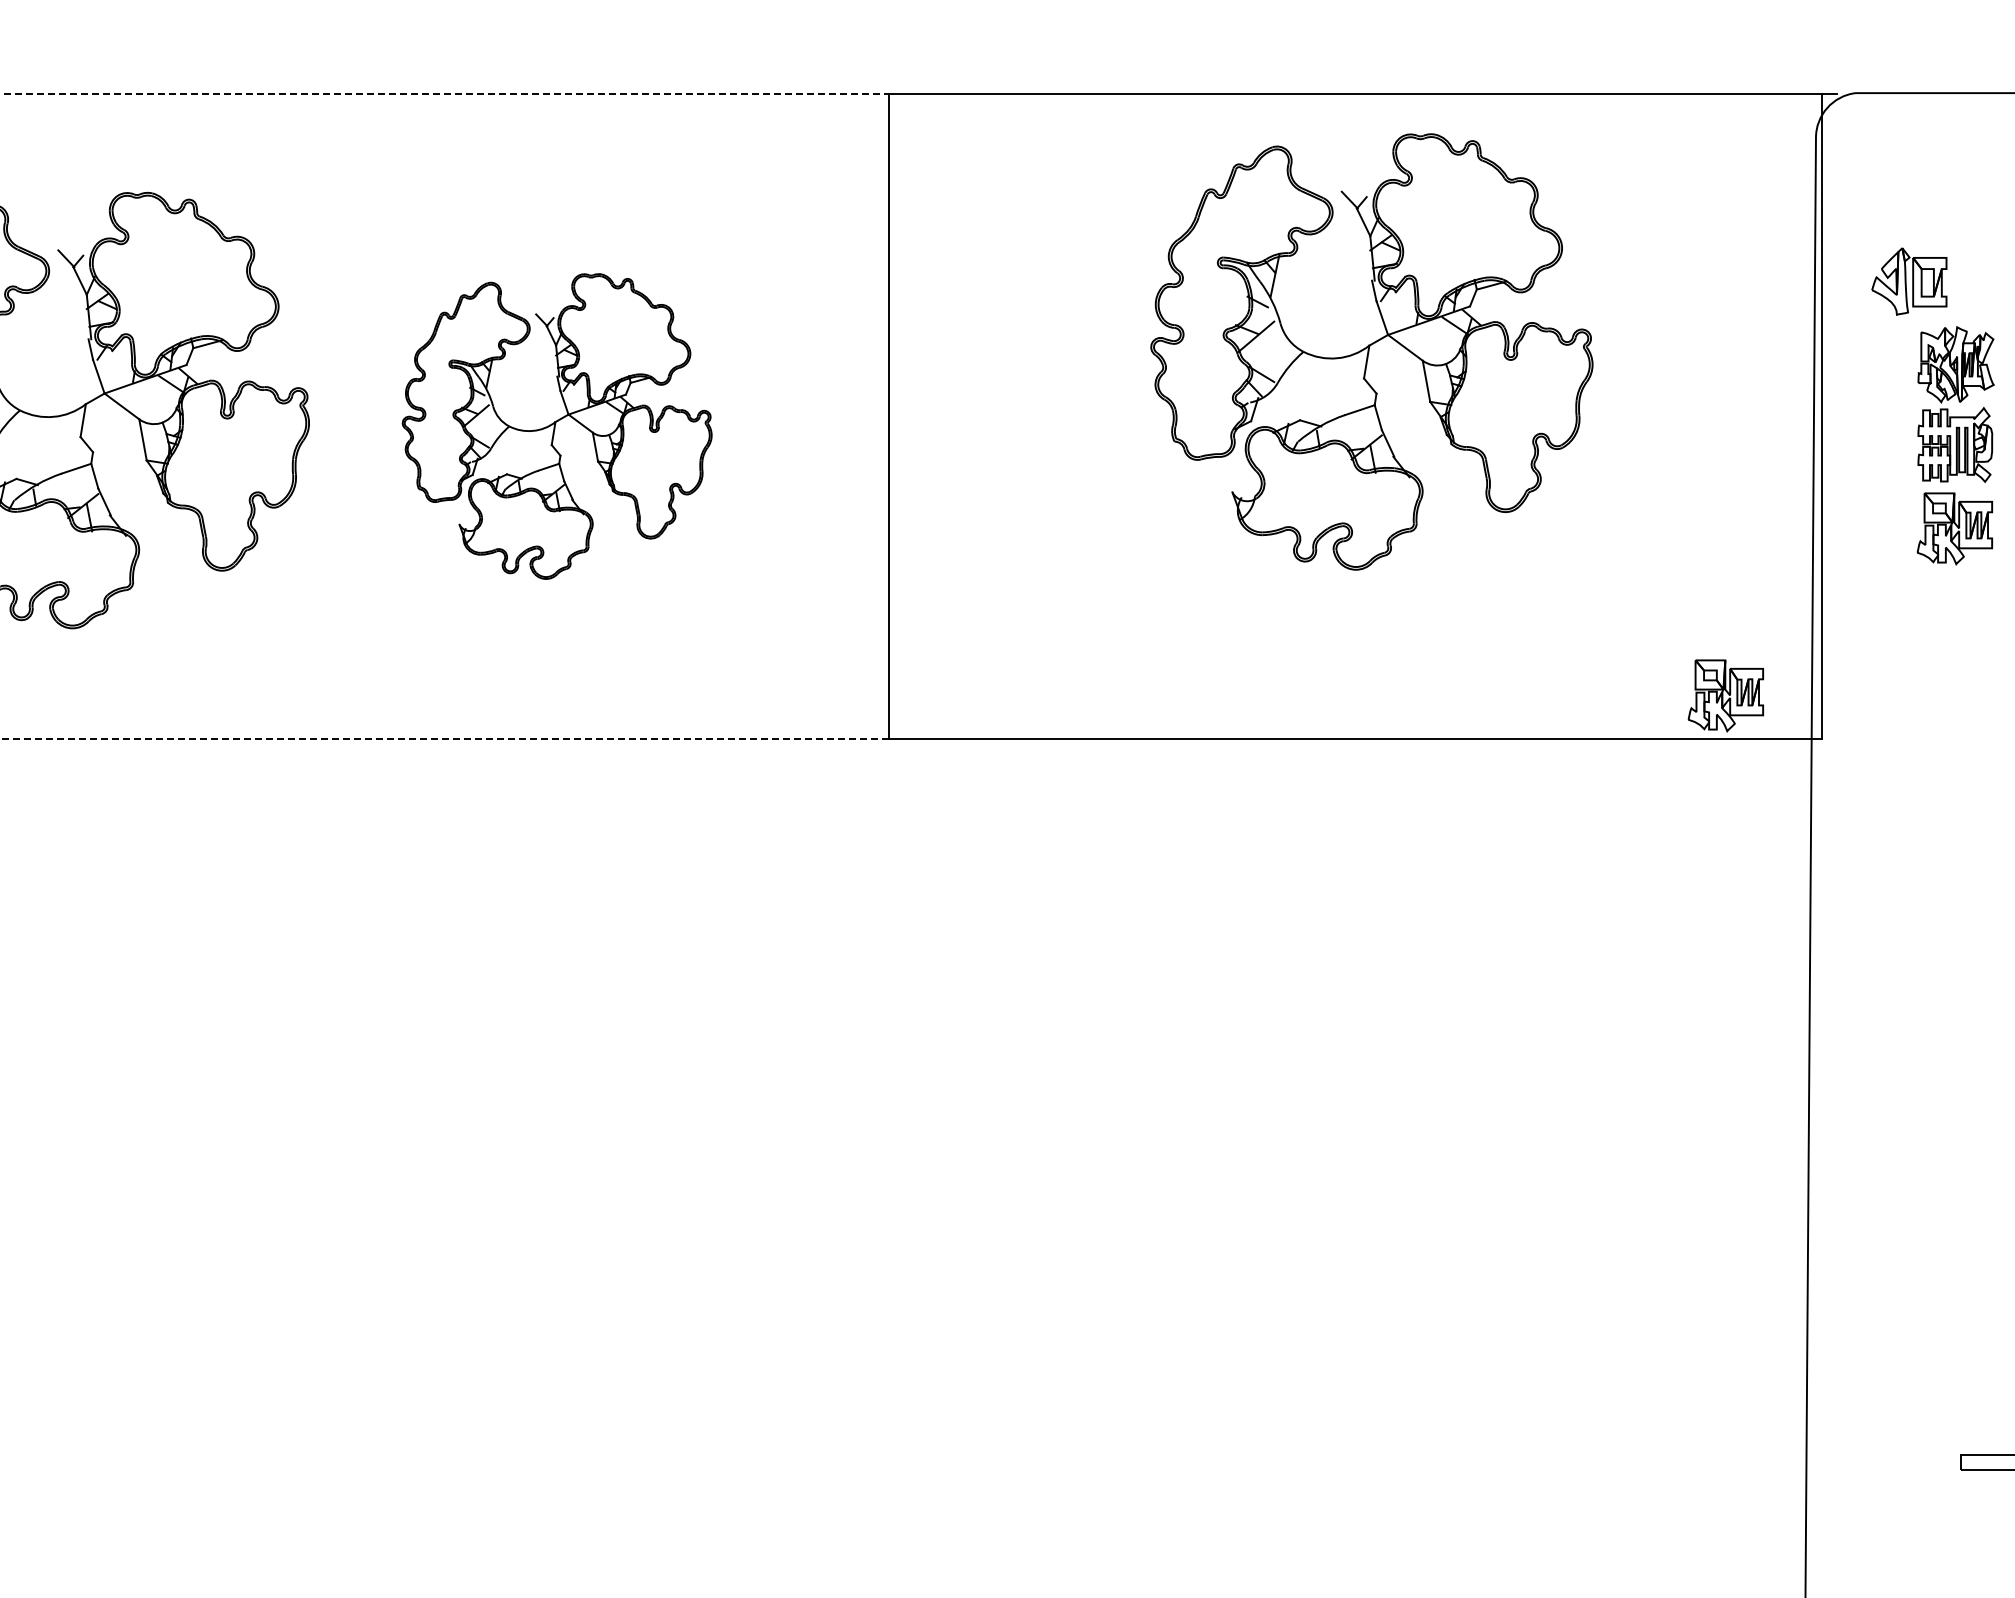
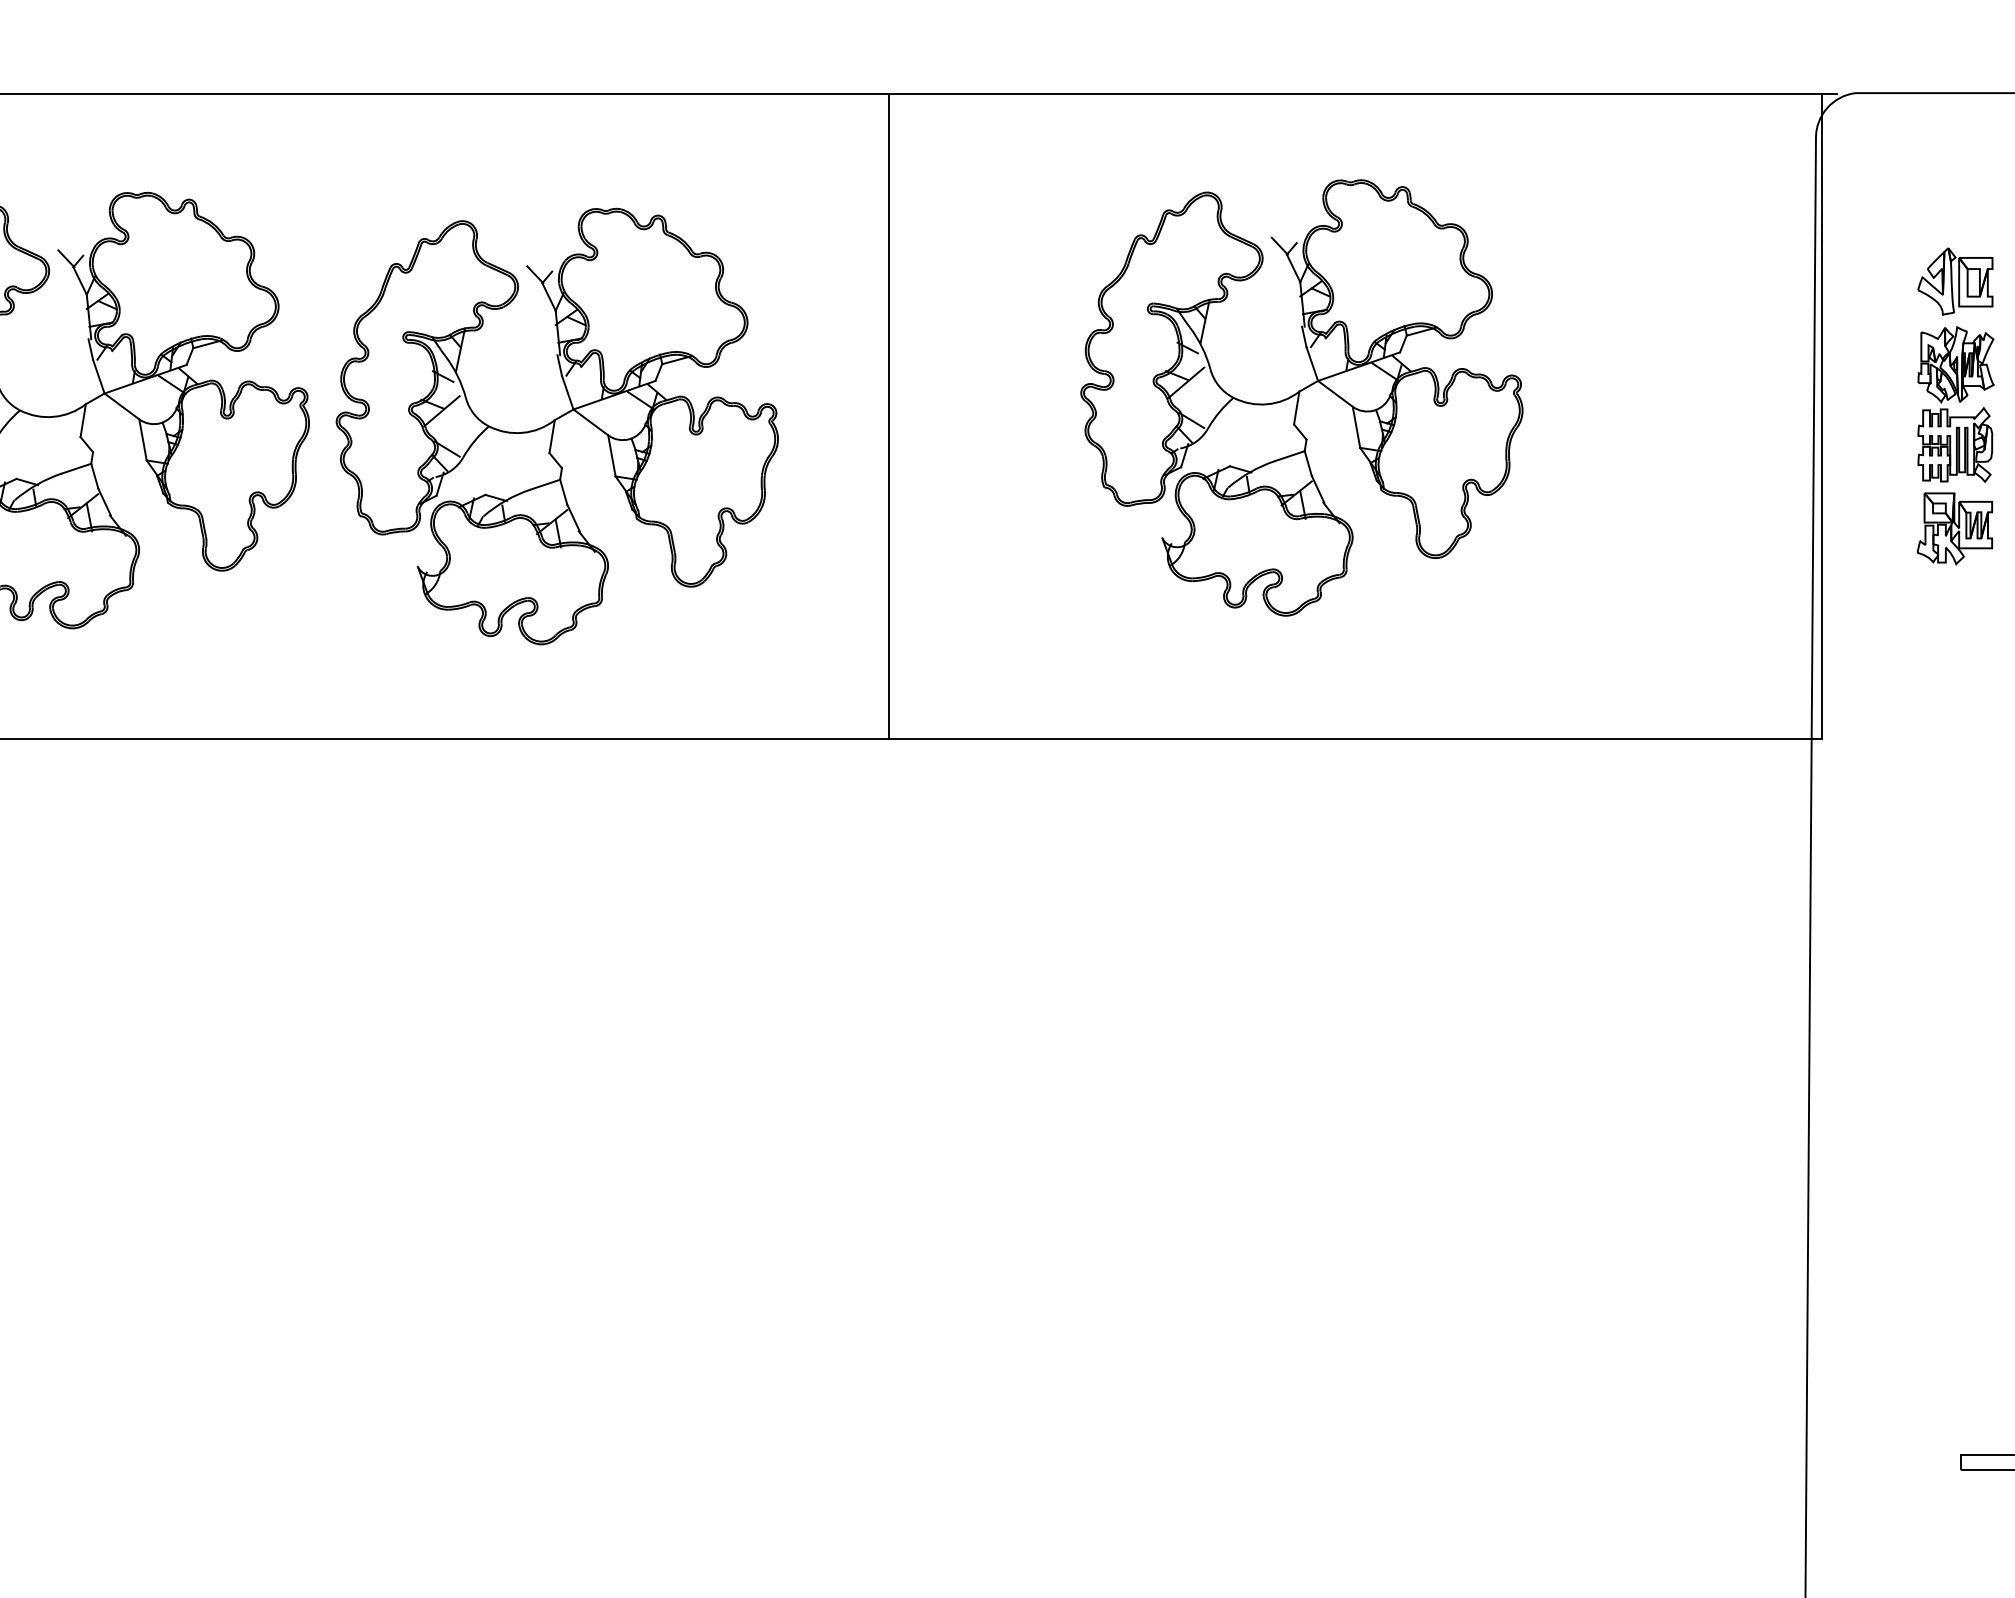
line: dashed -> solid (445, 93)
part position: (1909, 281) -> (1955, 281) (1955, 281)
part position: (1371, 351) -> (1301, 397) (1301, 397)
part size: 312x307 px -> 444x439 px (556, 426)
part: present -> none (1725, 695)
line: dashed -> solid (444, 739)
